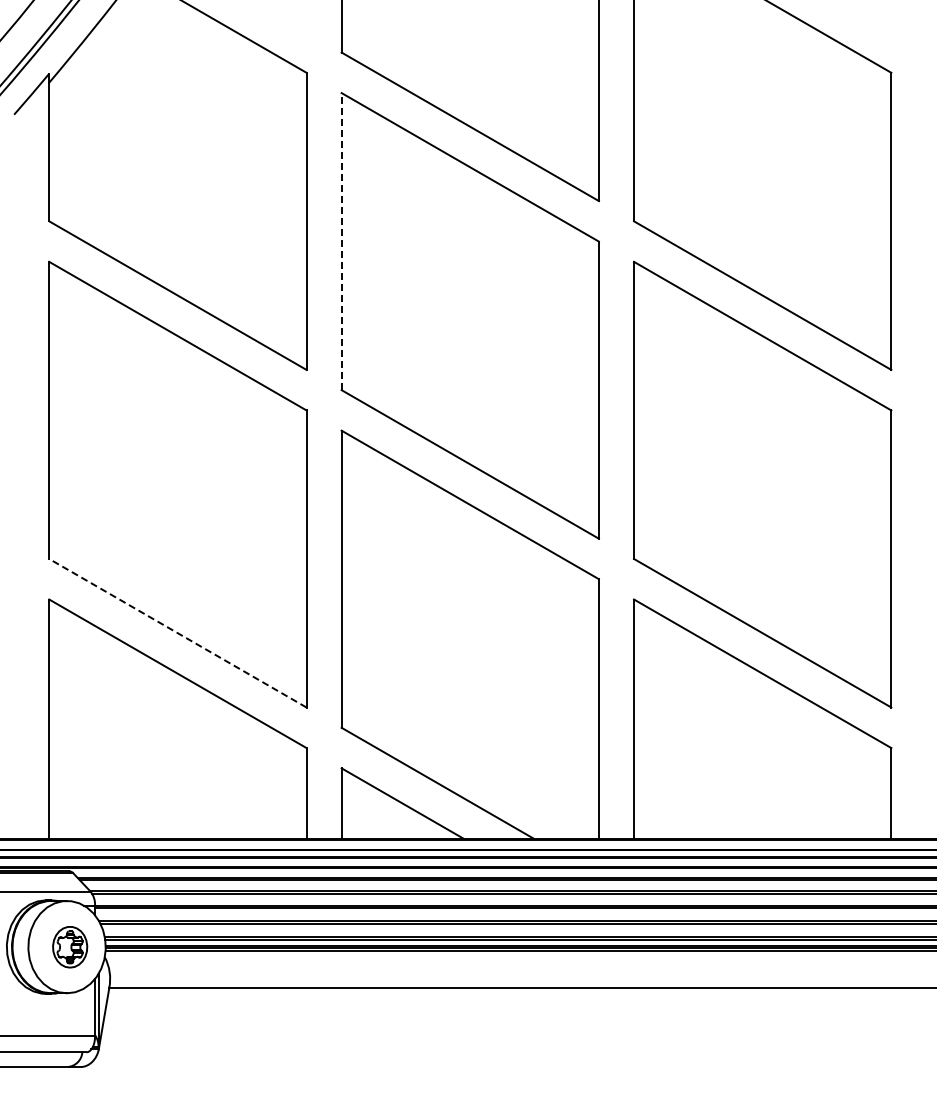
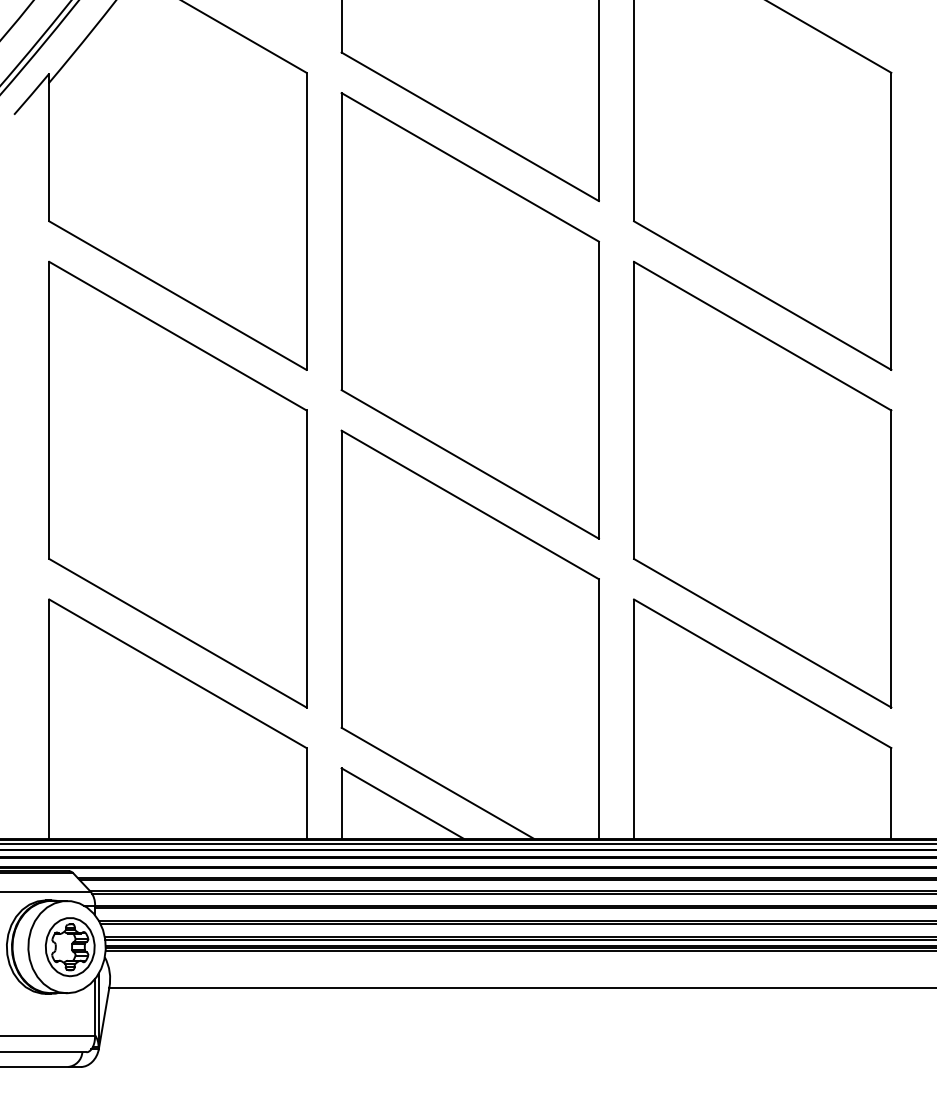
line: dashed -> solid (341, 241)
line: dashed -> solid (177, 633)
line: none -> present (467, 843)
part size: 37x43 px -> 52x61 px (69, 947)
